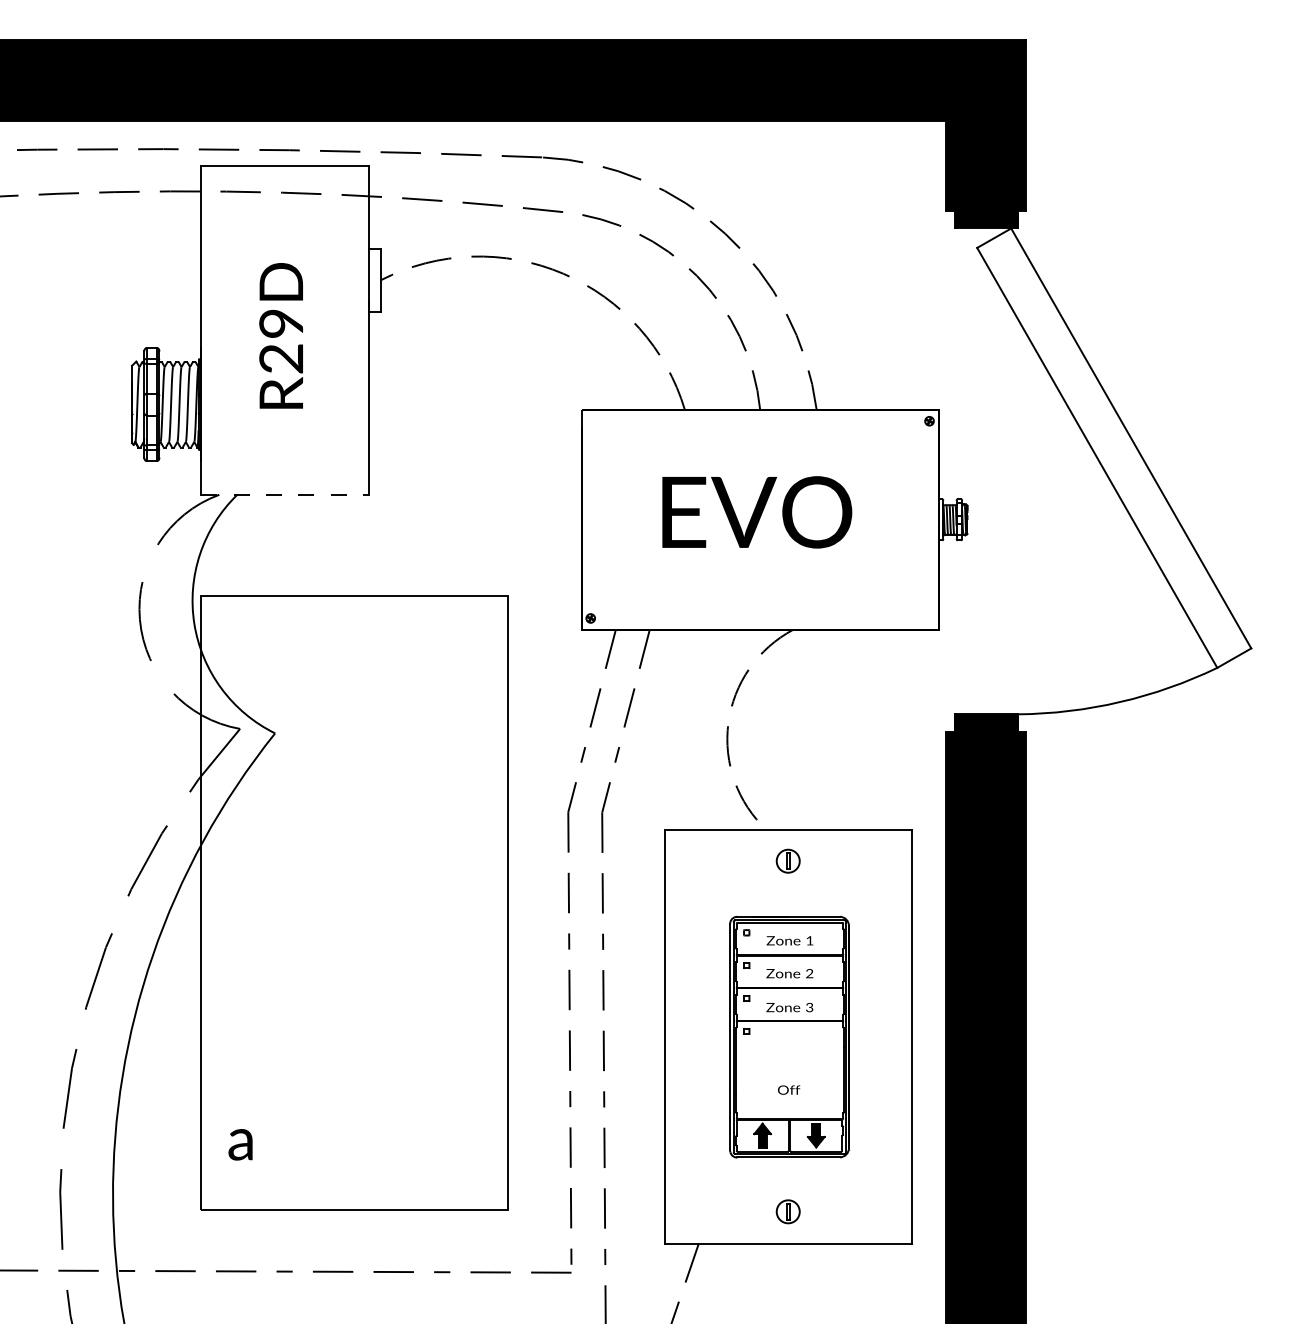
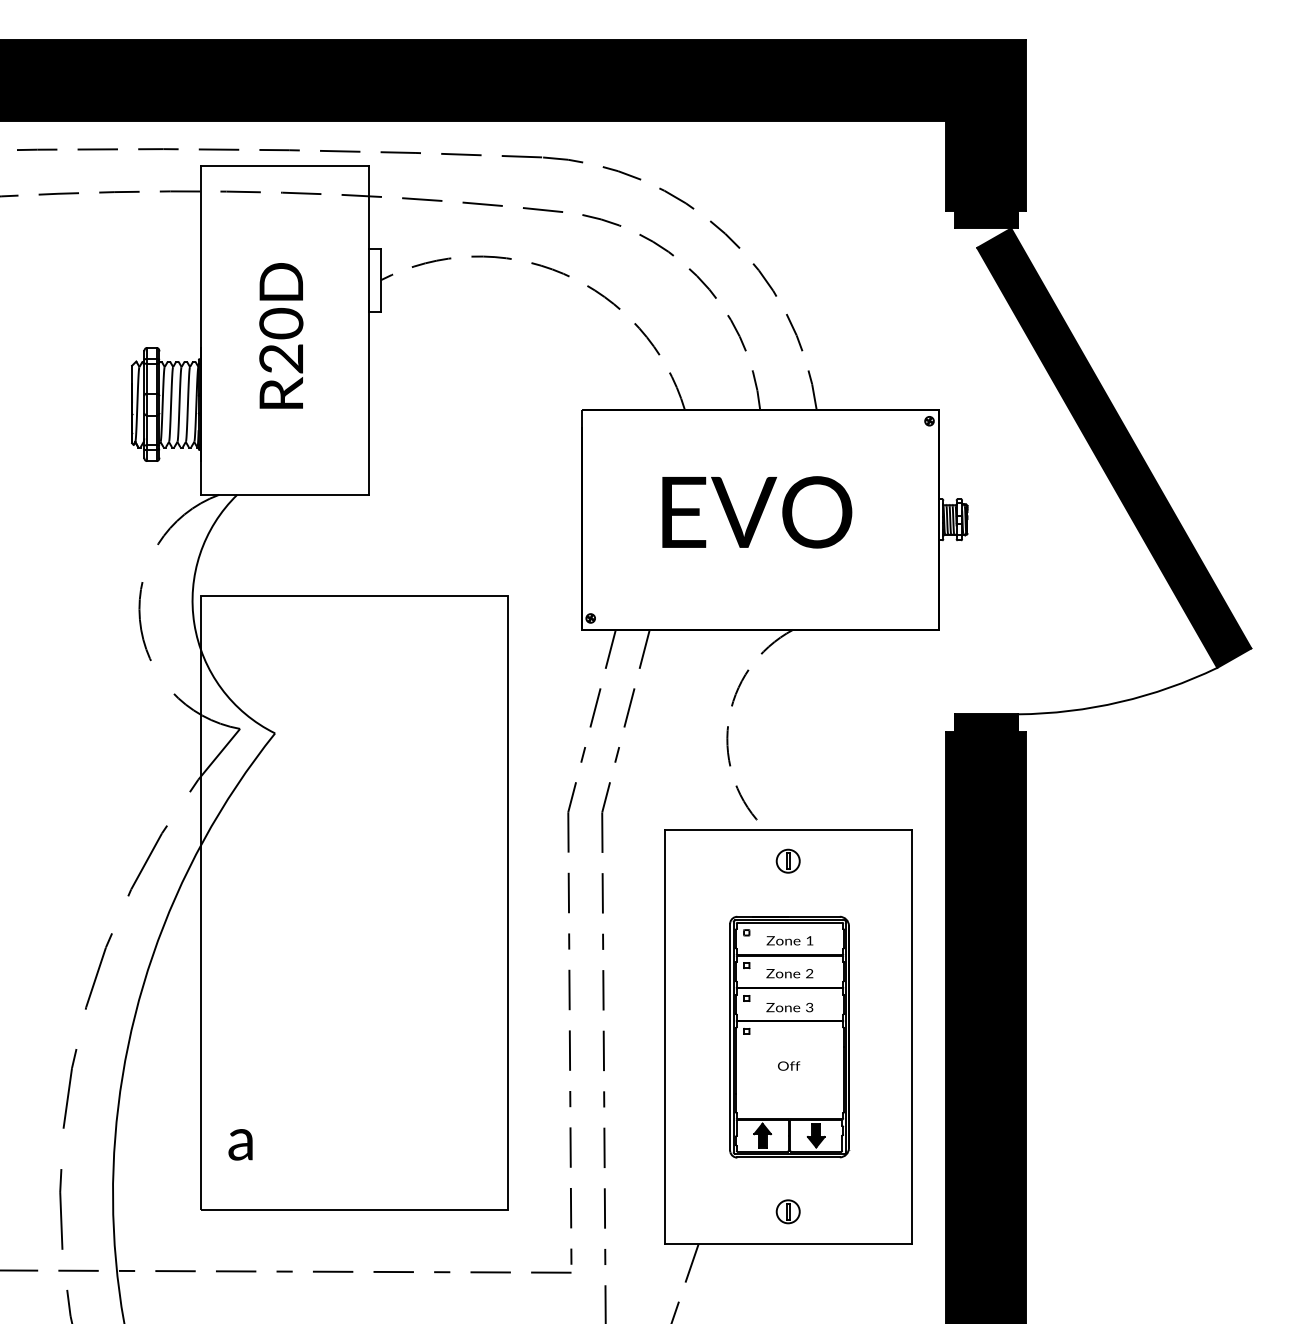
text: R29D -> R20D (281, 323)
fill: none -> present (1114, 447)
line: dashed -> solid (284, 494)
text position: (789, 1089) -> (789, 1065) (789, 1065)
